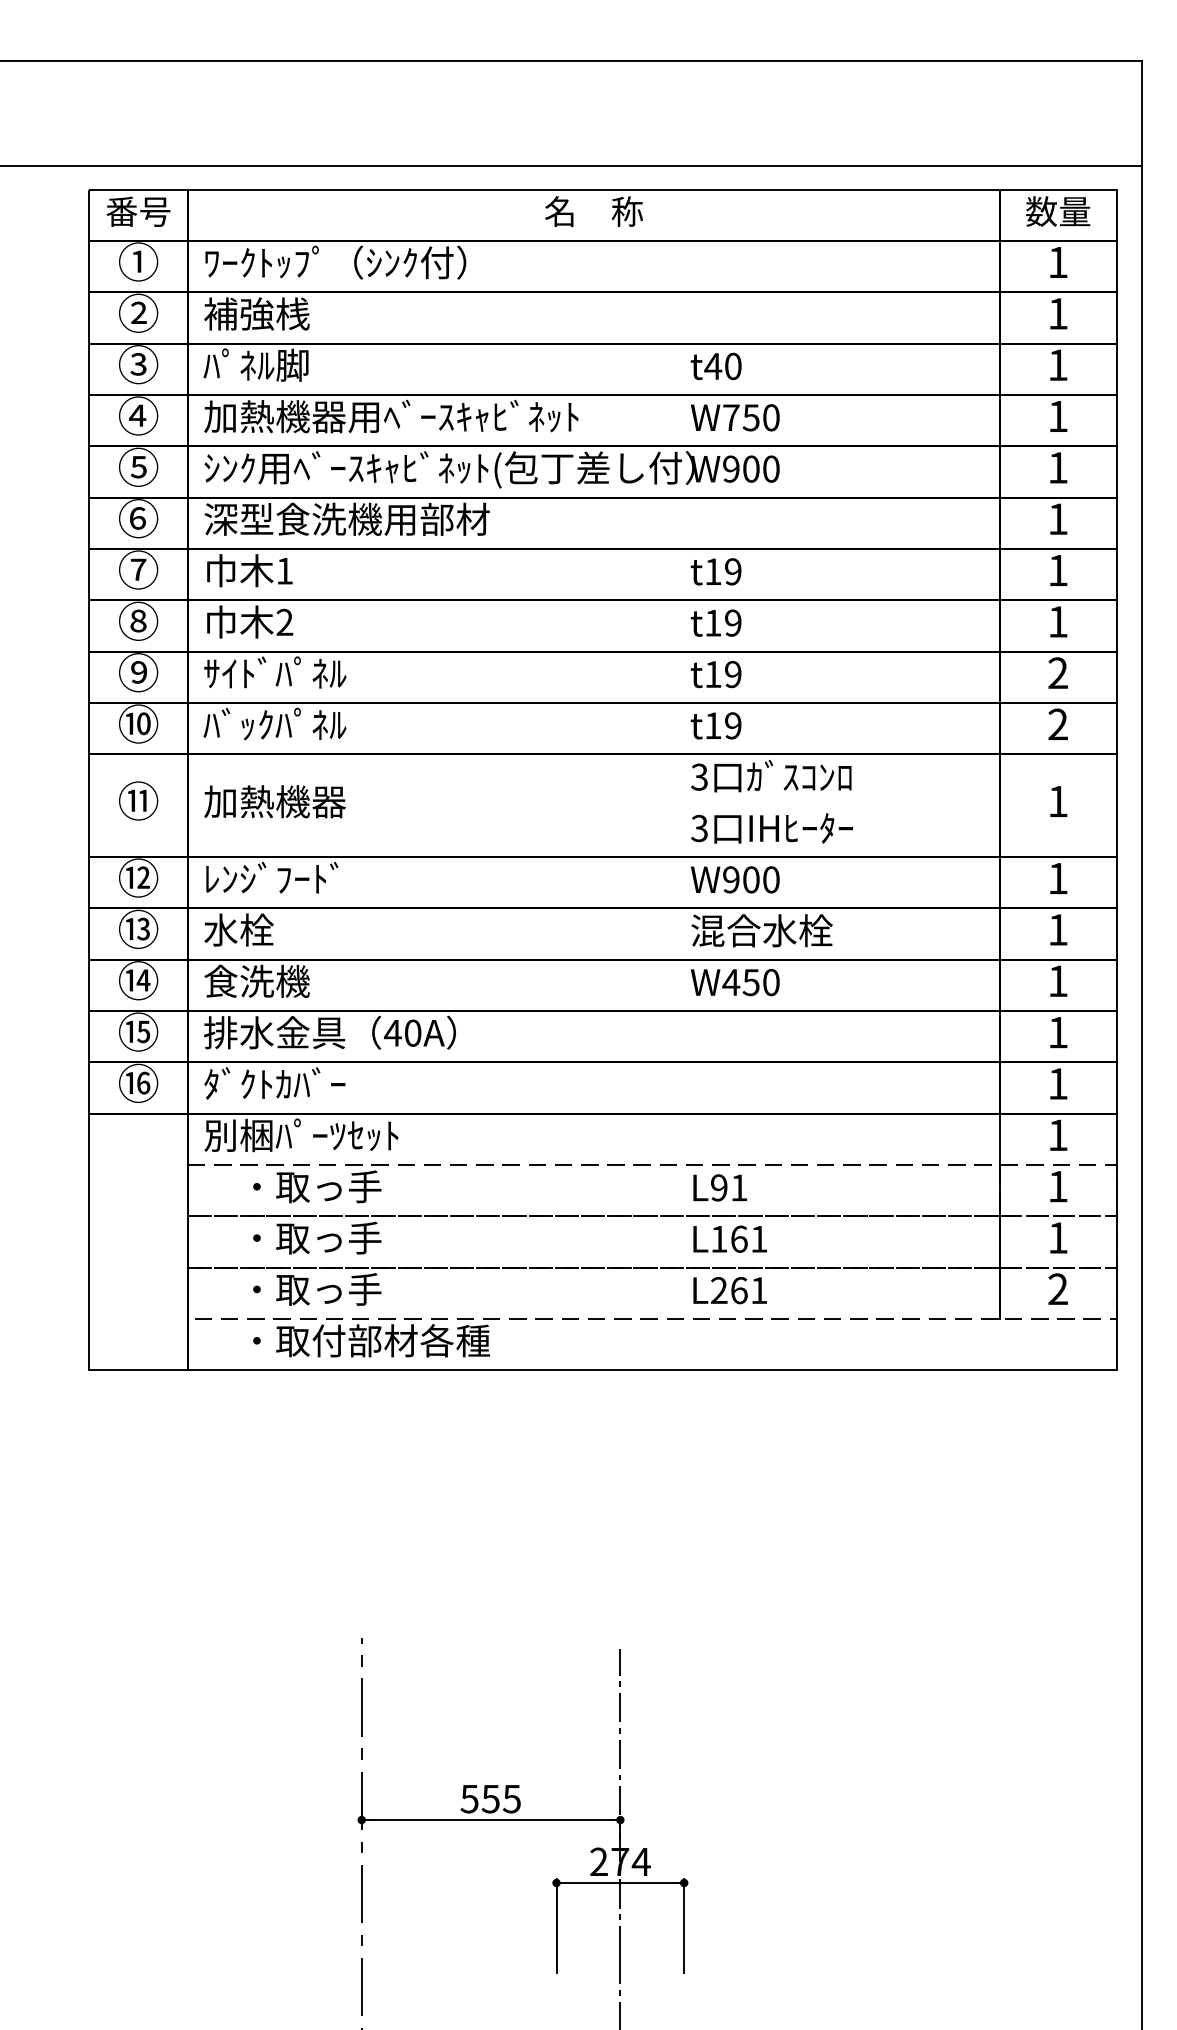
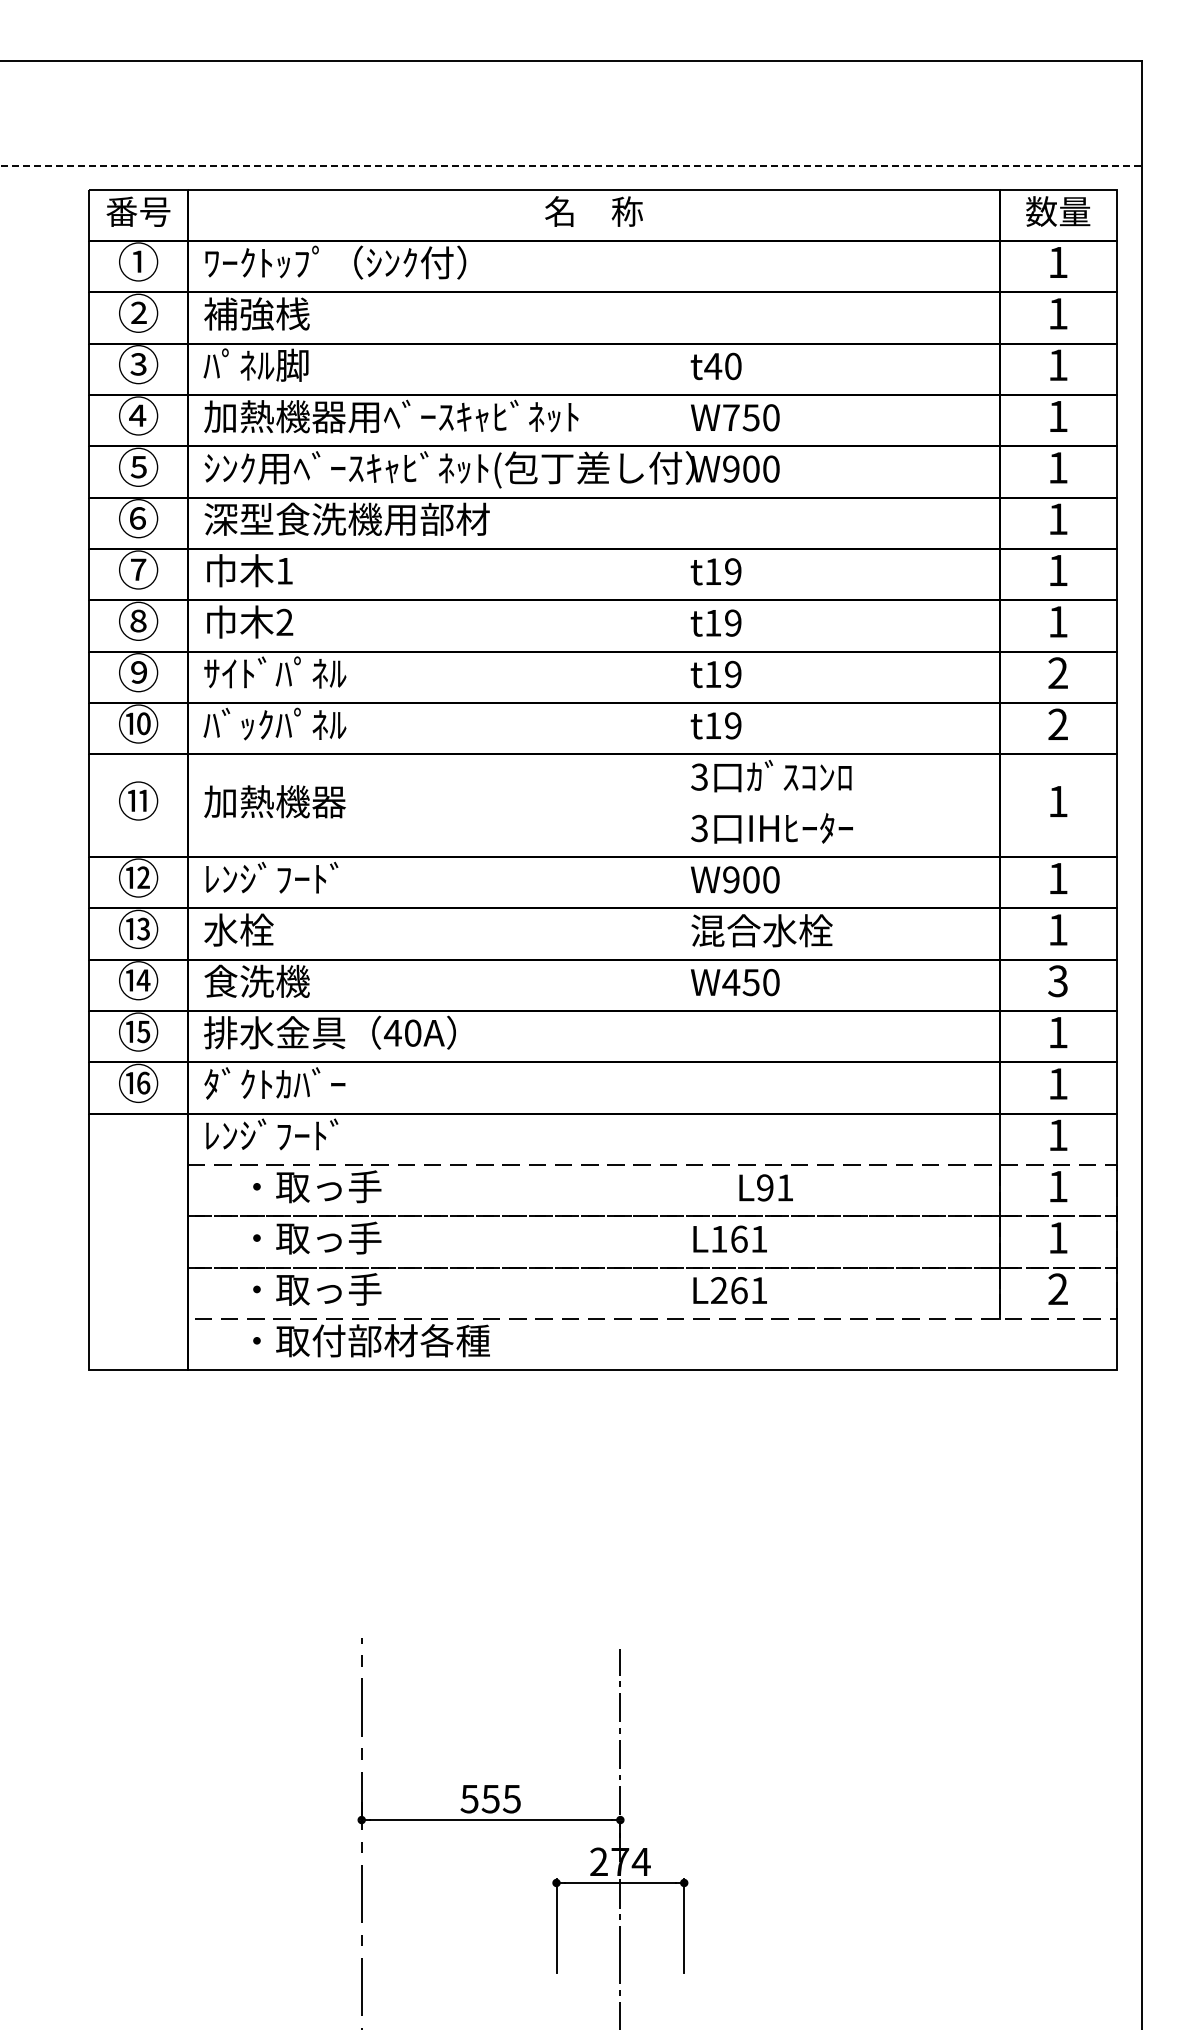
line: solid -> dashed (571, 166)
text: 1 -> 3 (1057, 981)
text: 別梱ﾊﾟｰﾂｾｯﾄ -> ﾚﾝｼﾞﾌｰﾄﾞ (301, 1135)
text position: (719, 1187) -> (765, 1187) (765, 1187)
